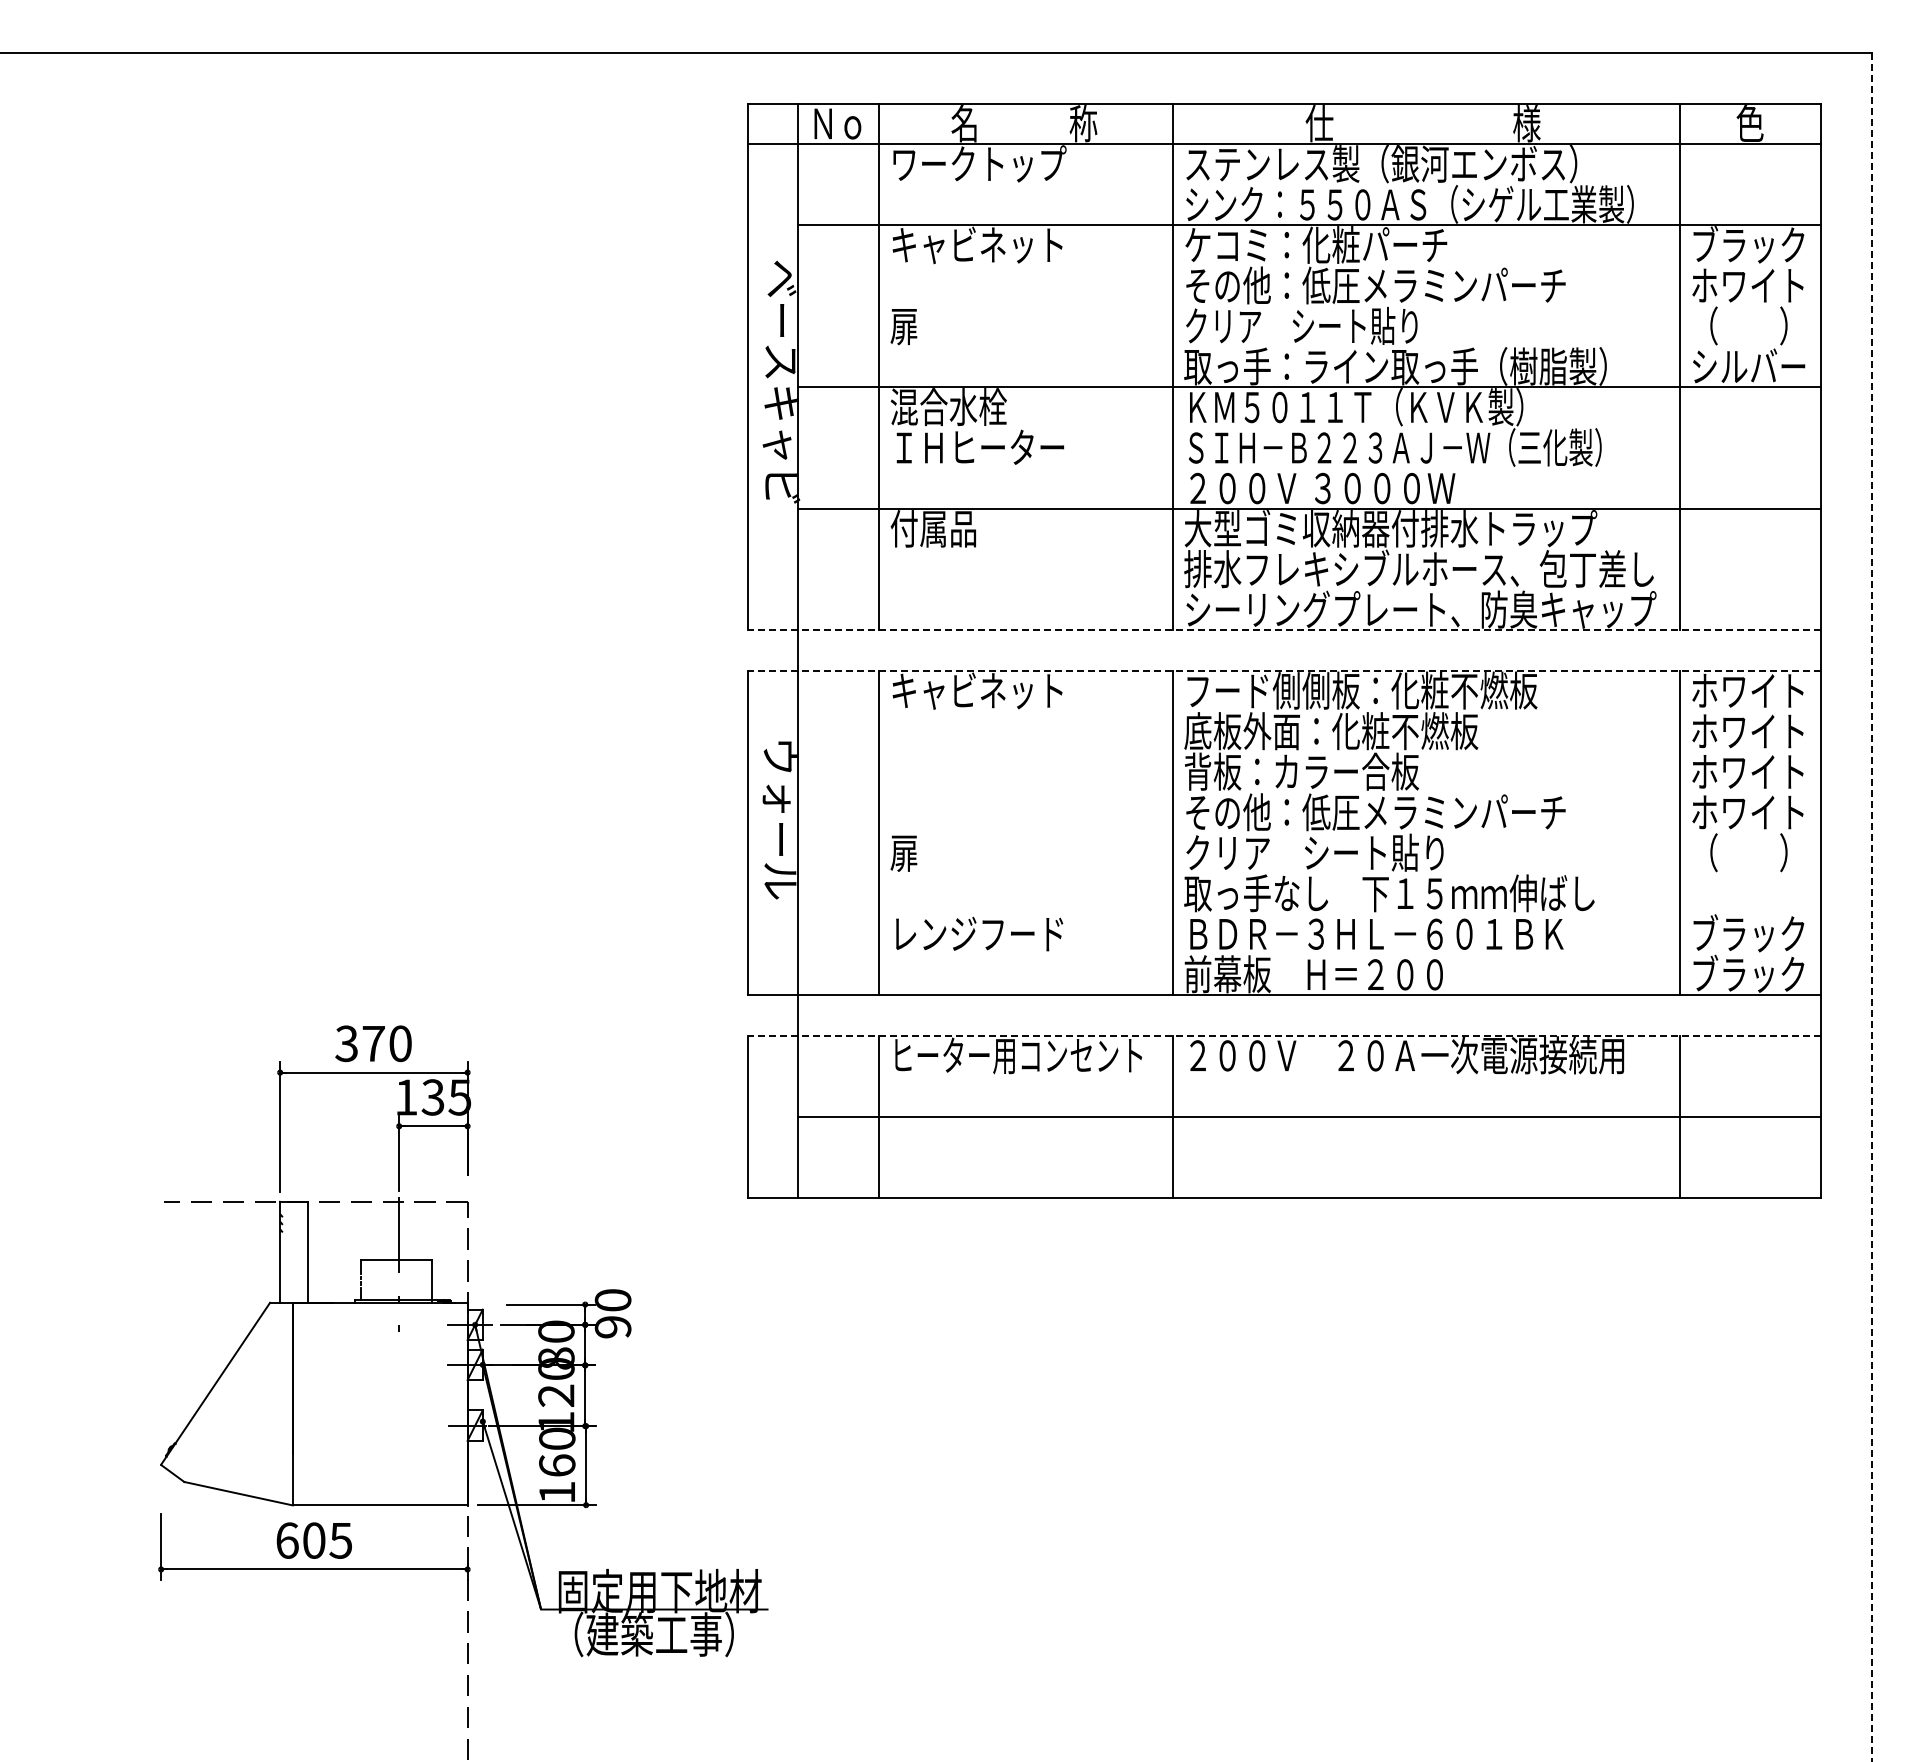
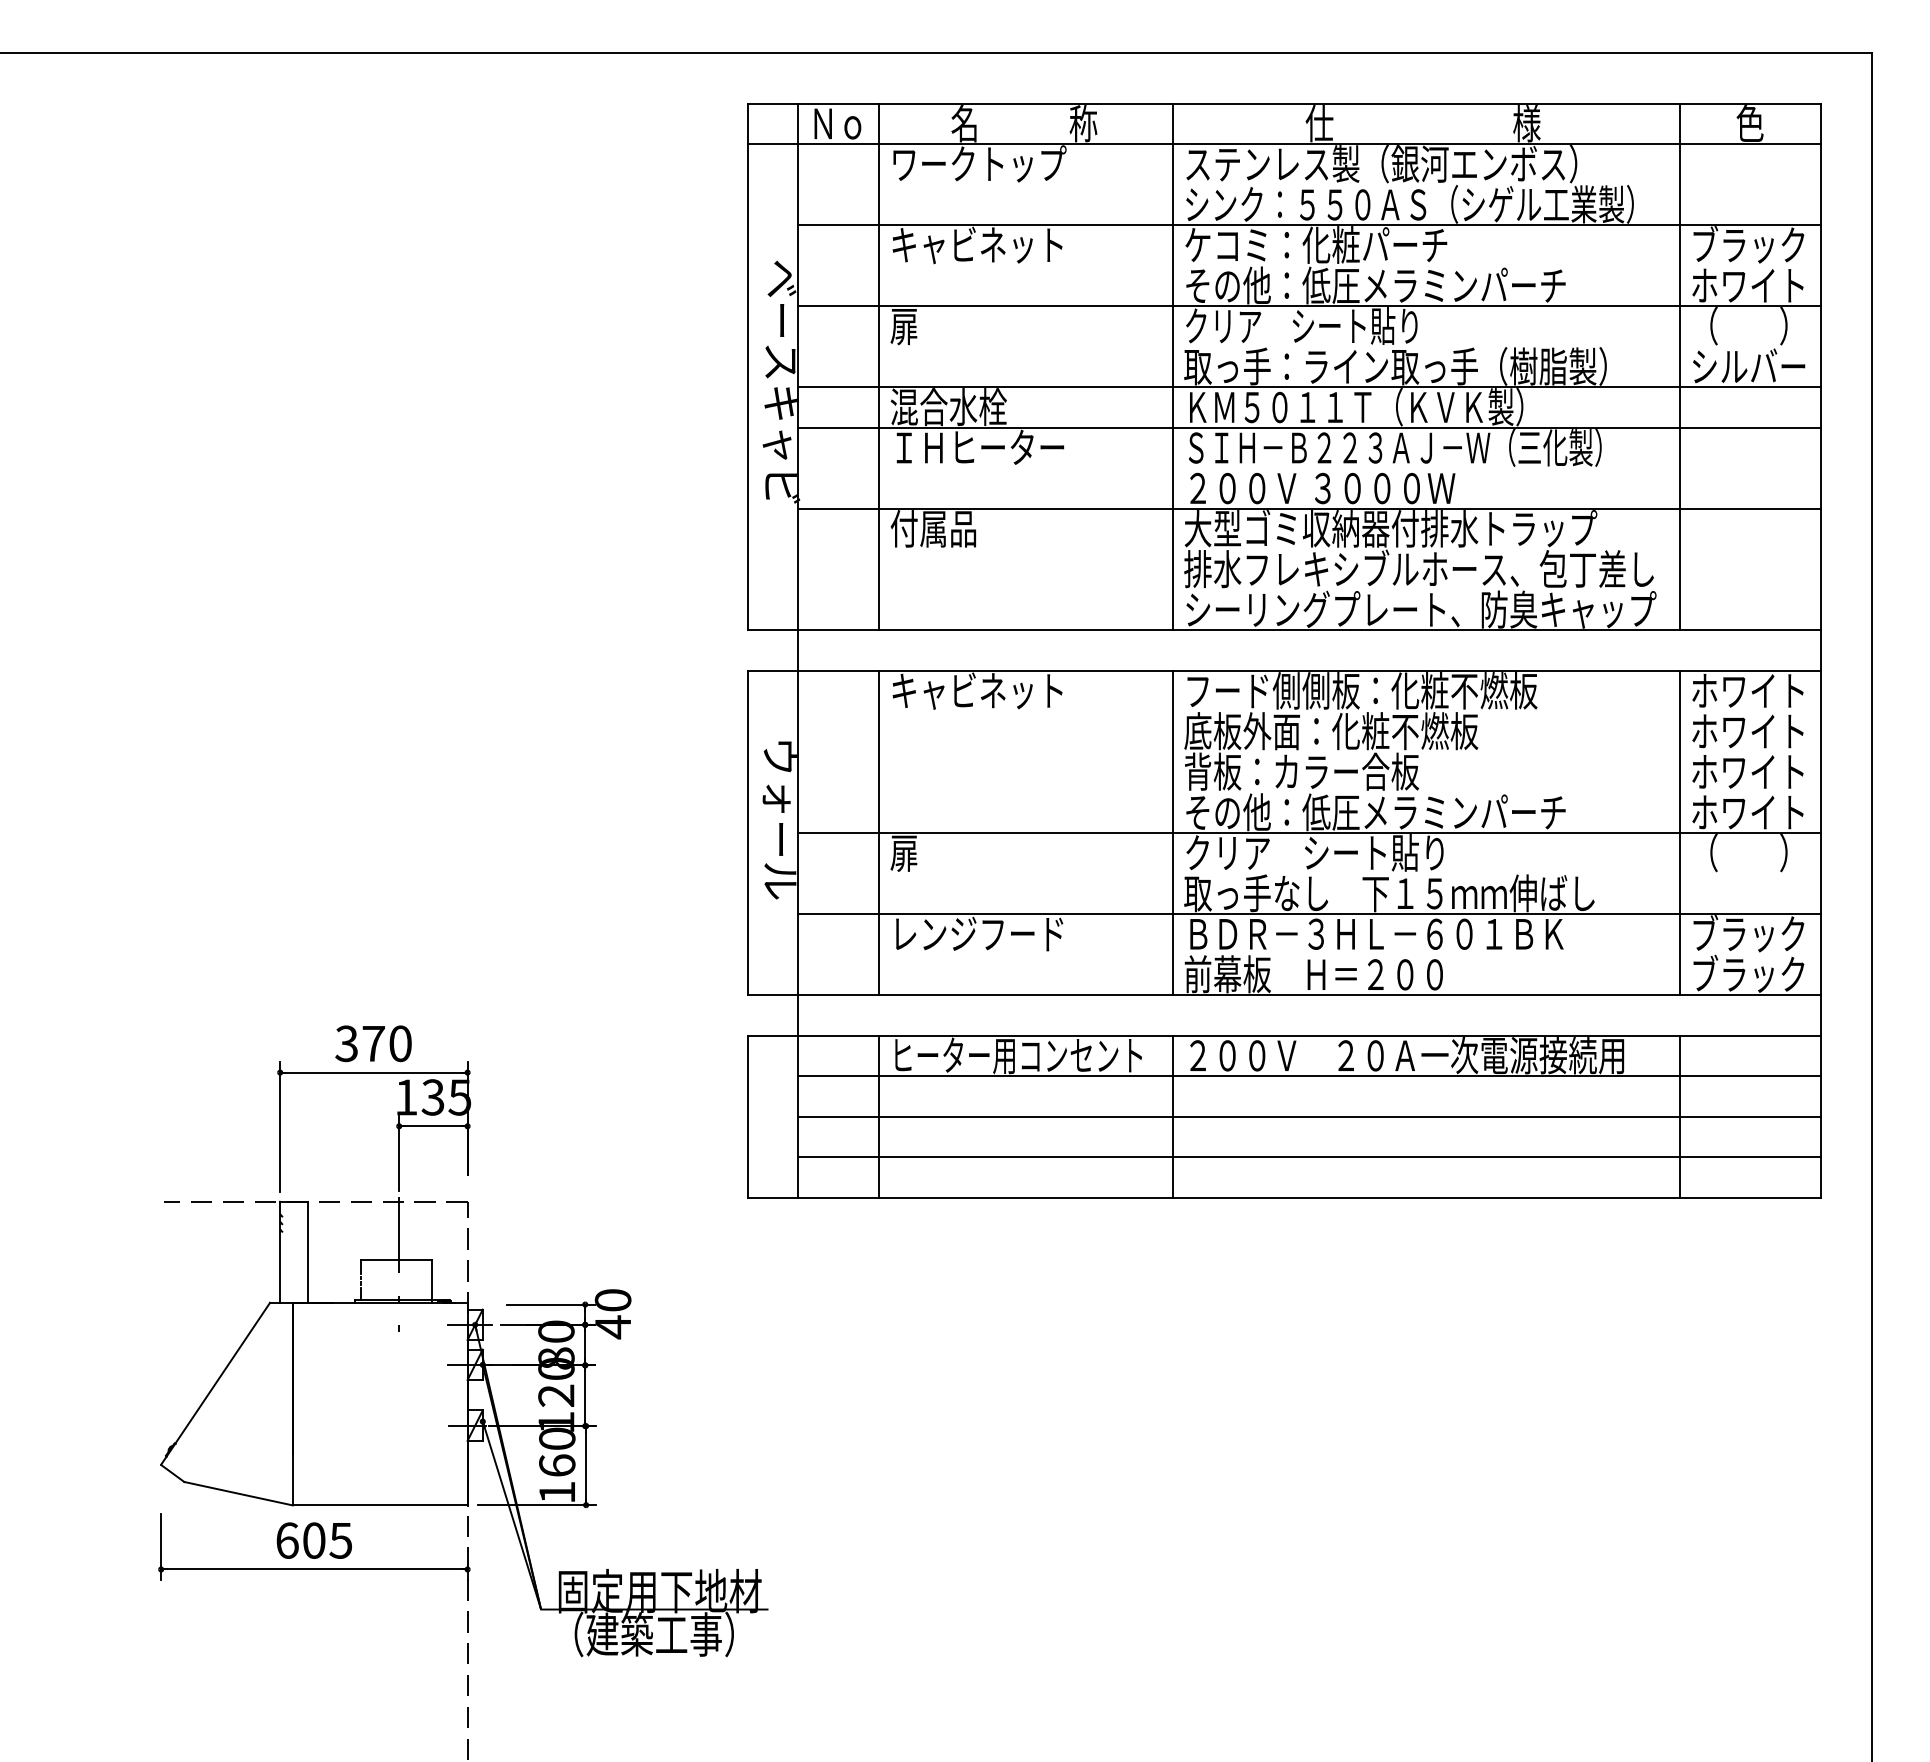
line: none -> present (1309, 306)
line: none -> present (1309, 427)
line: dashed -> solid (1284, 630)
line: dashed -> solid (1284, 670)
line: none -> present (1309, 833)
line: dashed -> solid (1872, 907)
line: none -> present (1309, 914)
line: dashed -> solid (1284, 1035)
line: none -> present (1309, 1076)
line: none -> present (1309, 1157)
text: 90 -> 40 (612, 1327)
